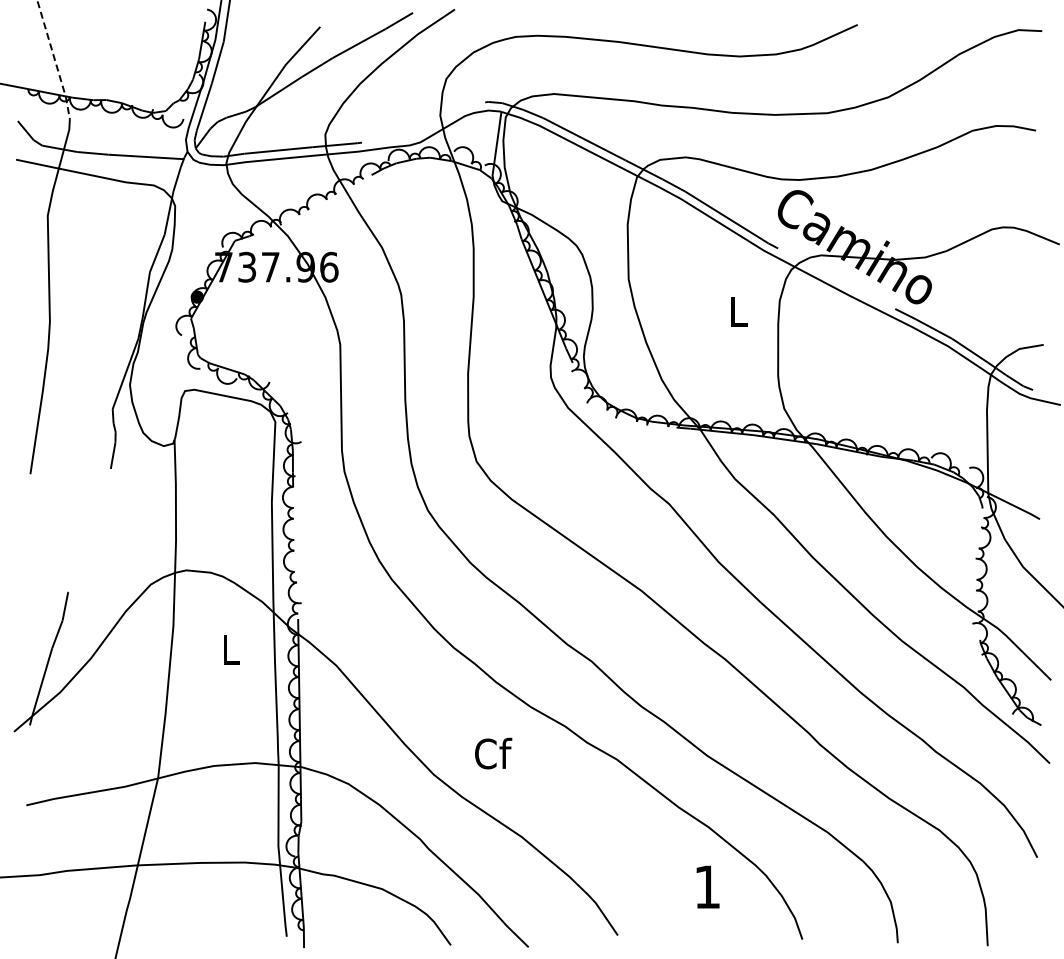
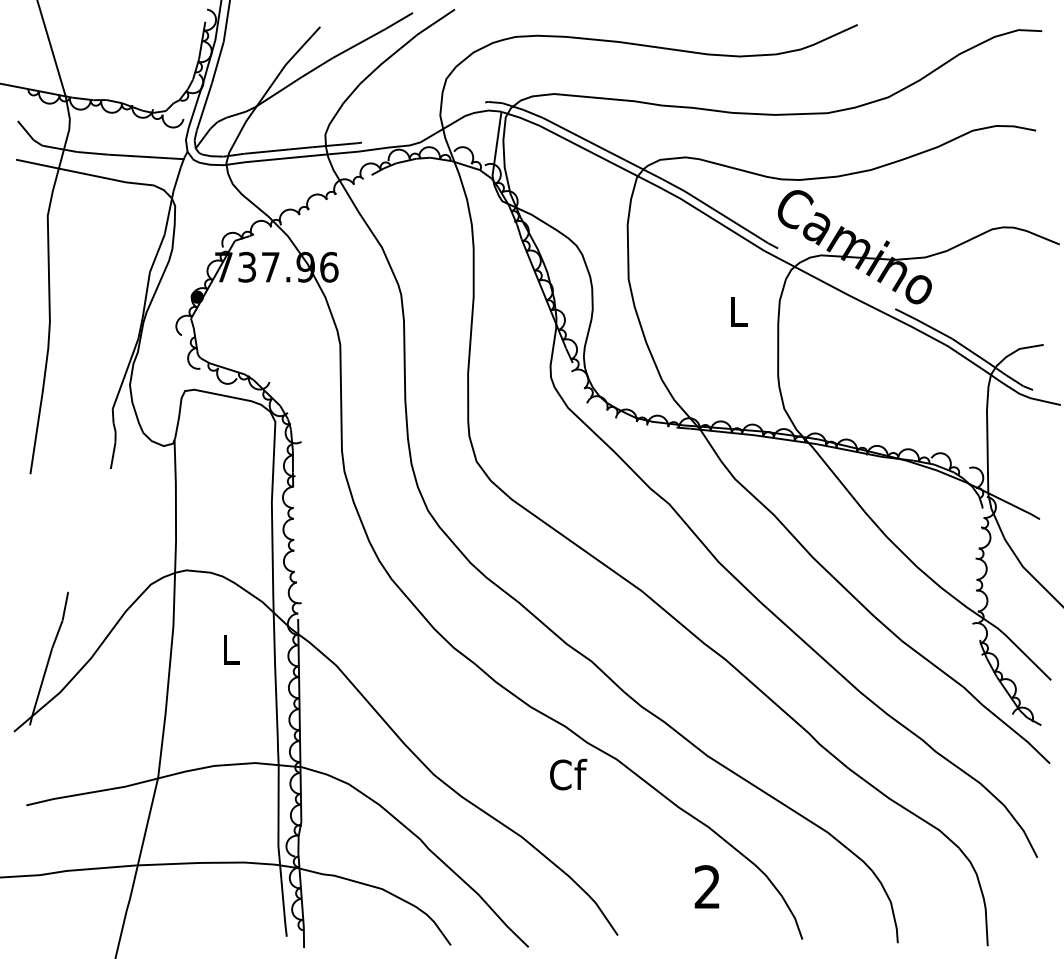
line: dashed -> solid (55, 60)
text position: (493, 753) -> (568, 774) (568, 774)
text: 1 -> 2 (706, 886)
